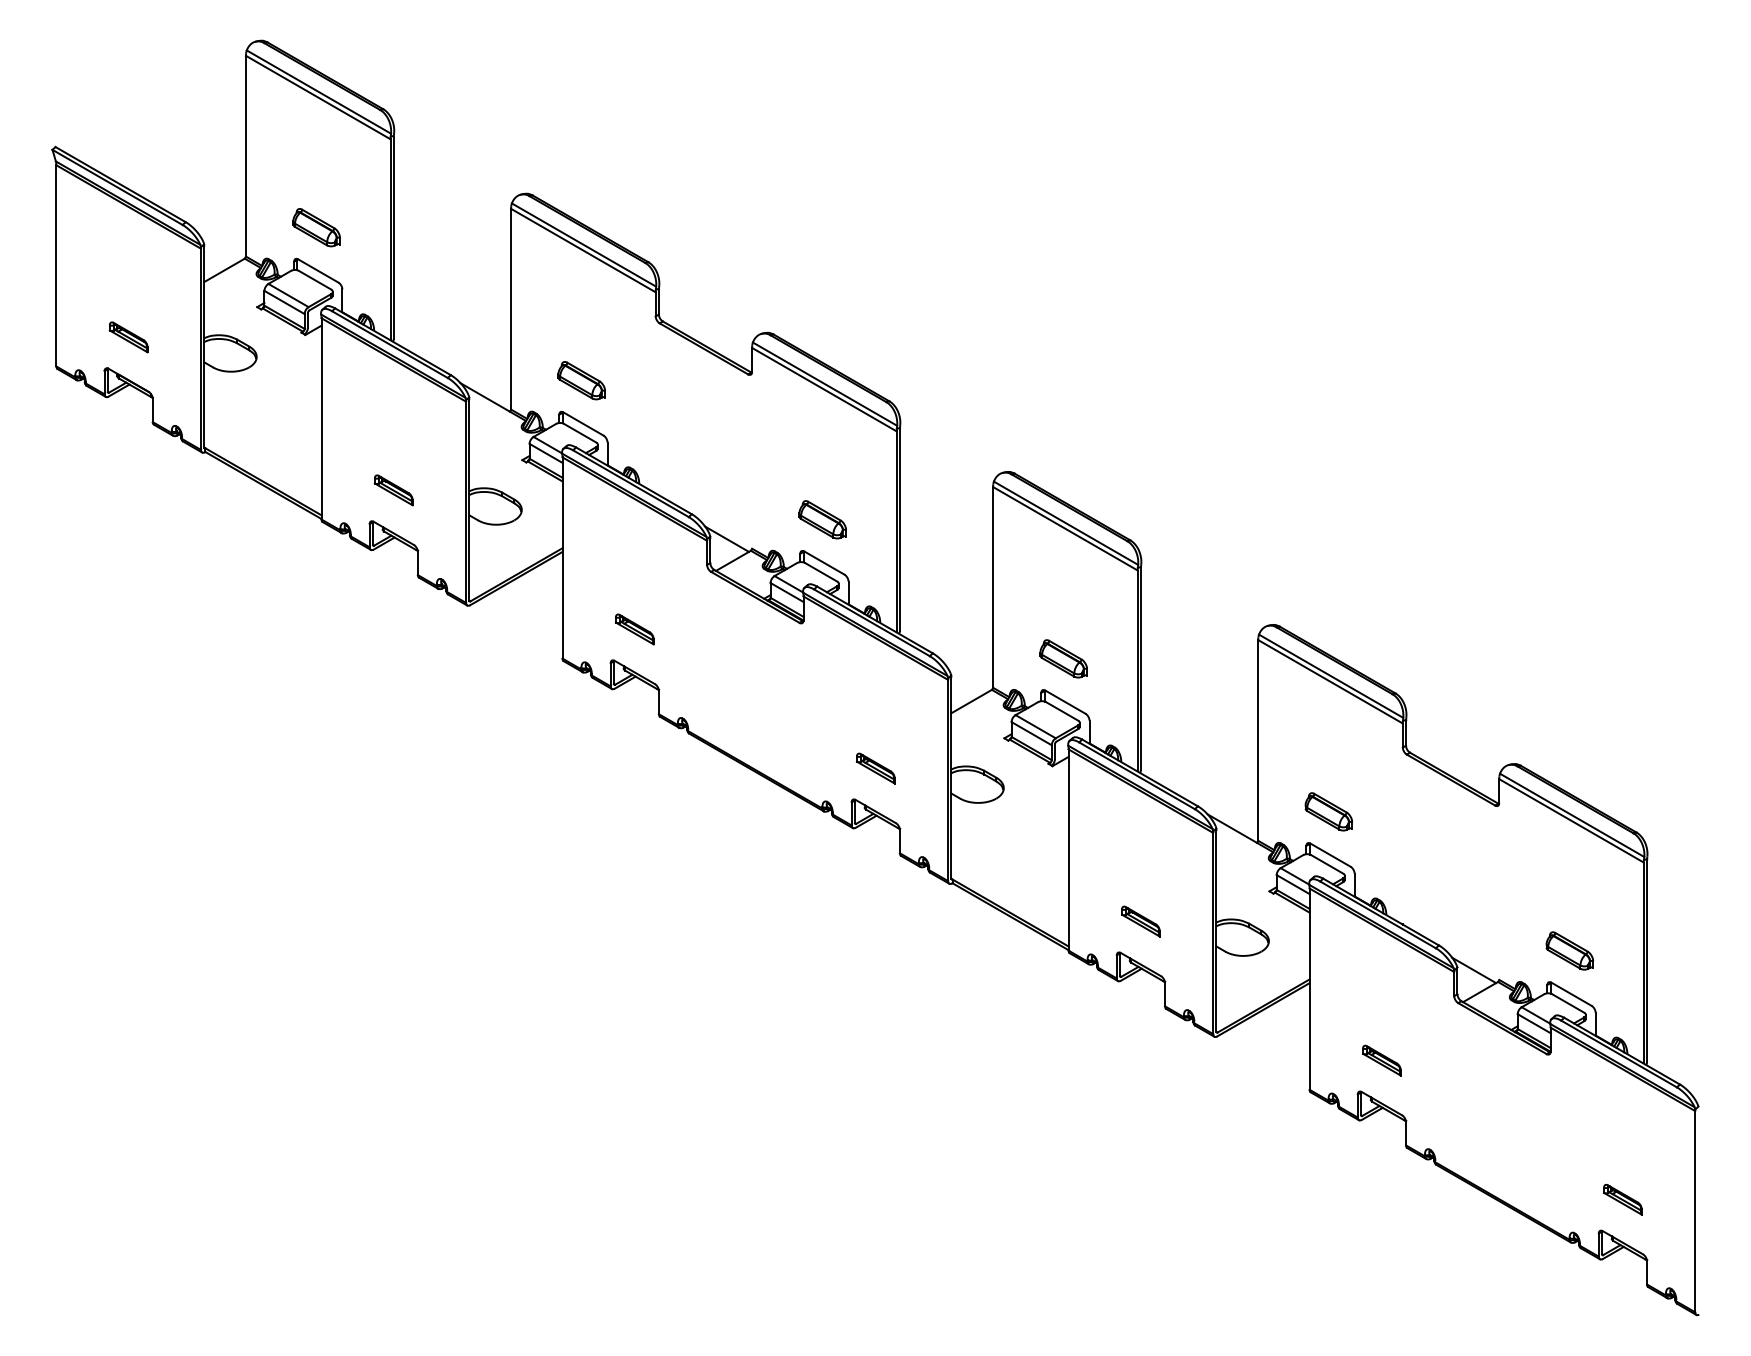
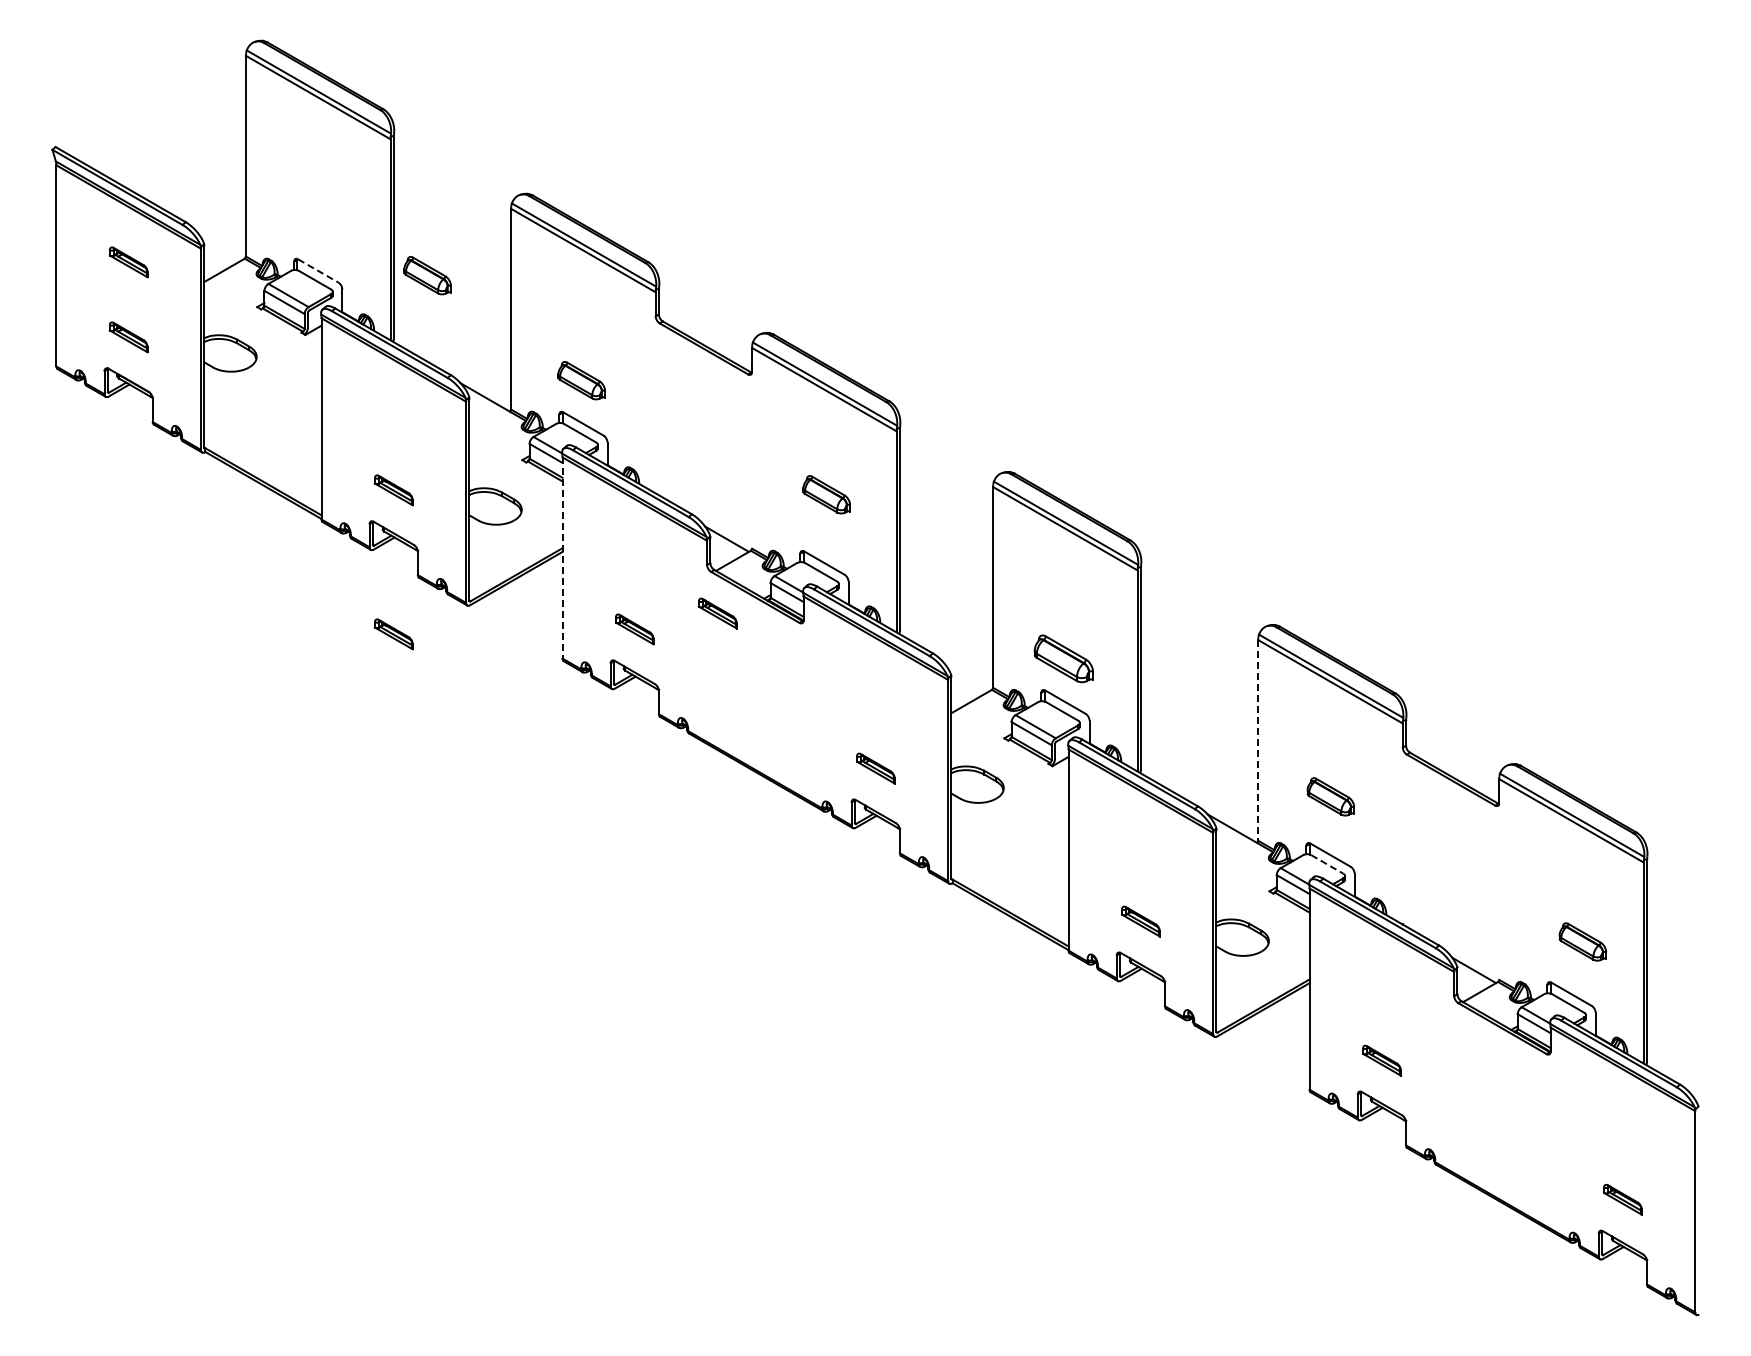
part position: (316, 227) -> (427, 275) (427, 275)
part: none -> present (128, 262)
line: solid -> dashed (318, 271)
part position: (822, 519) -> (826, 494) (826, 494)
line: solid -> dashed (562, 557)
part: none -> present (717, 613)
part: none -> present (393, 634)
part size: 49x40 px -> 61x50 px (1063, 658)
line: solid -> dashed (1258, 740)
part position: (1328, 811) -> (1330, 796) (1330, 796)
line: solid -> dashed (1327, 864)
part position: (1569, 950) -> (1582, 941) (1582, 941)
